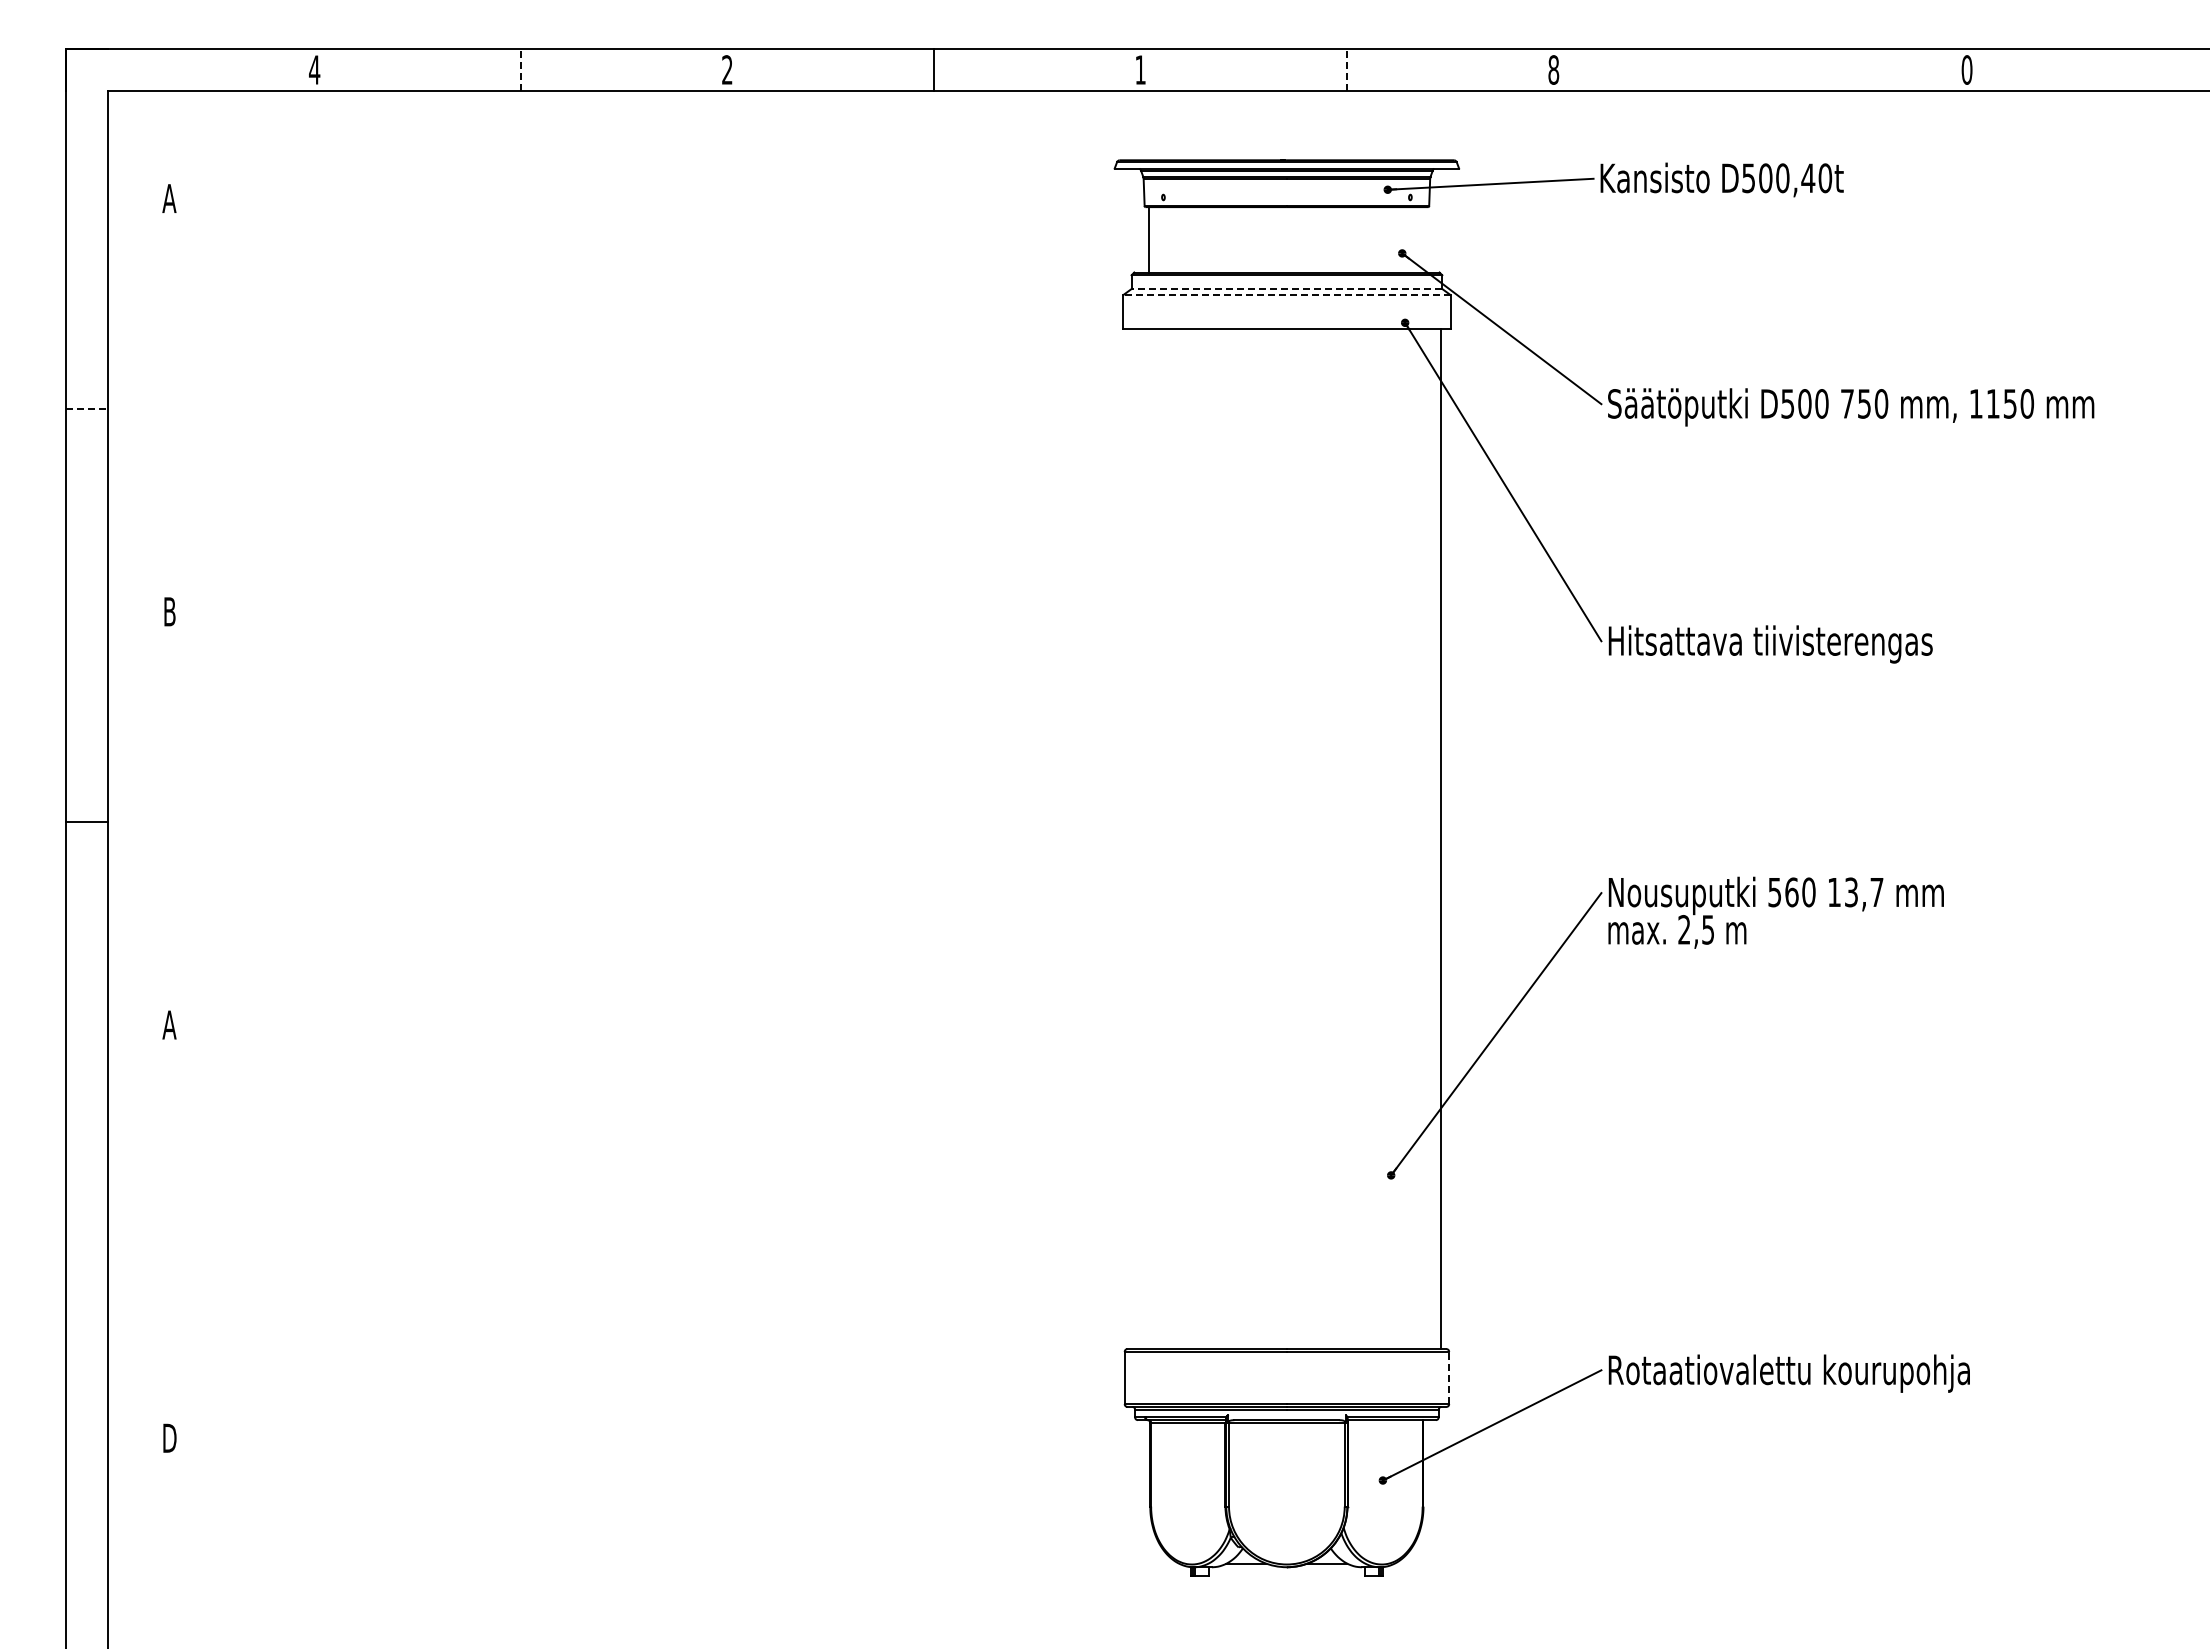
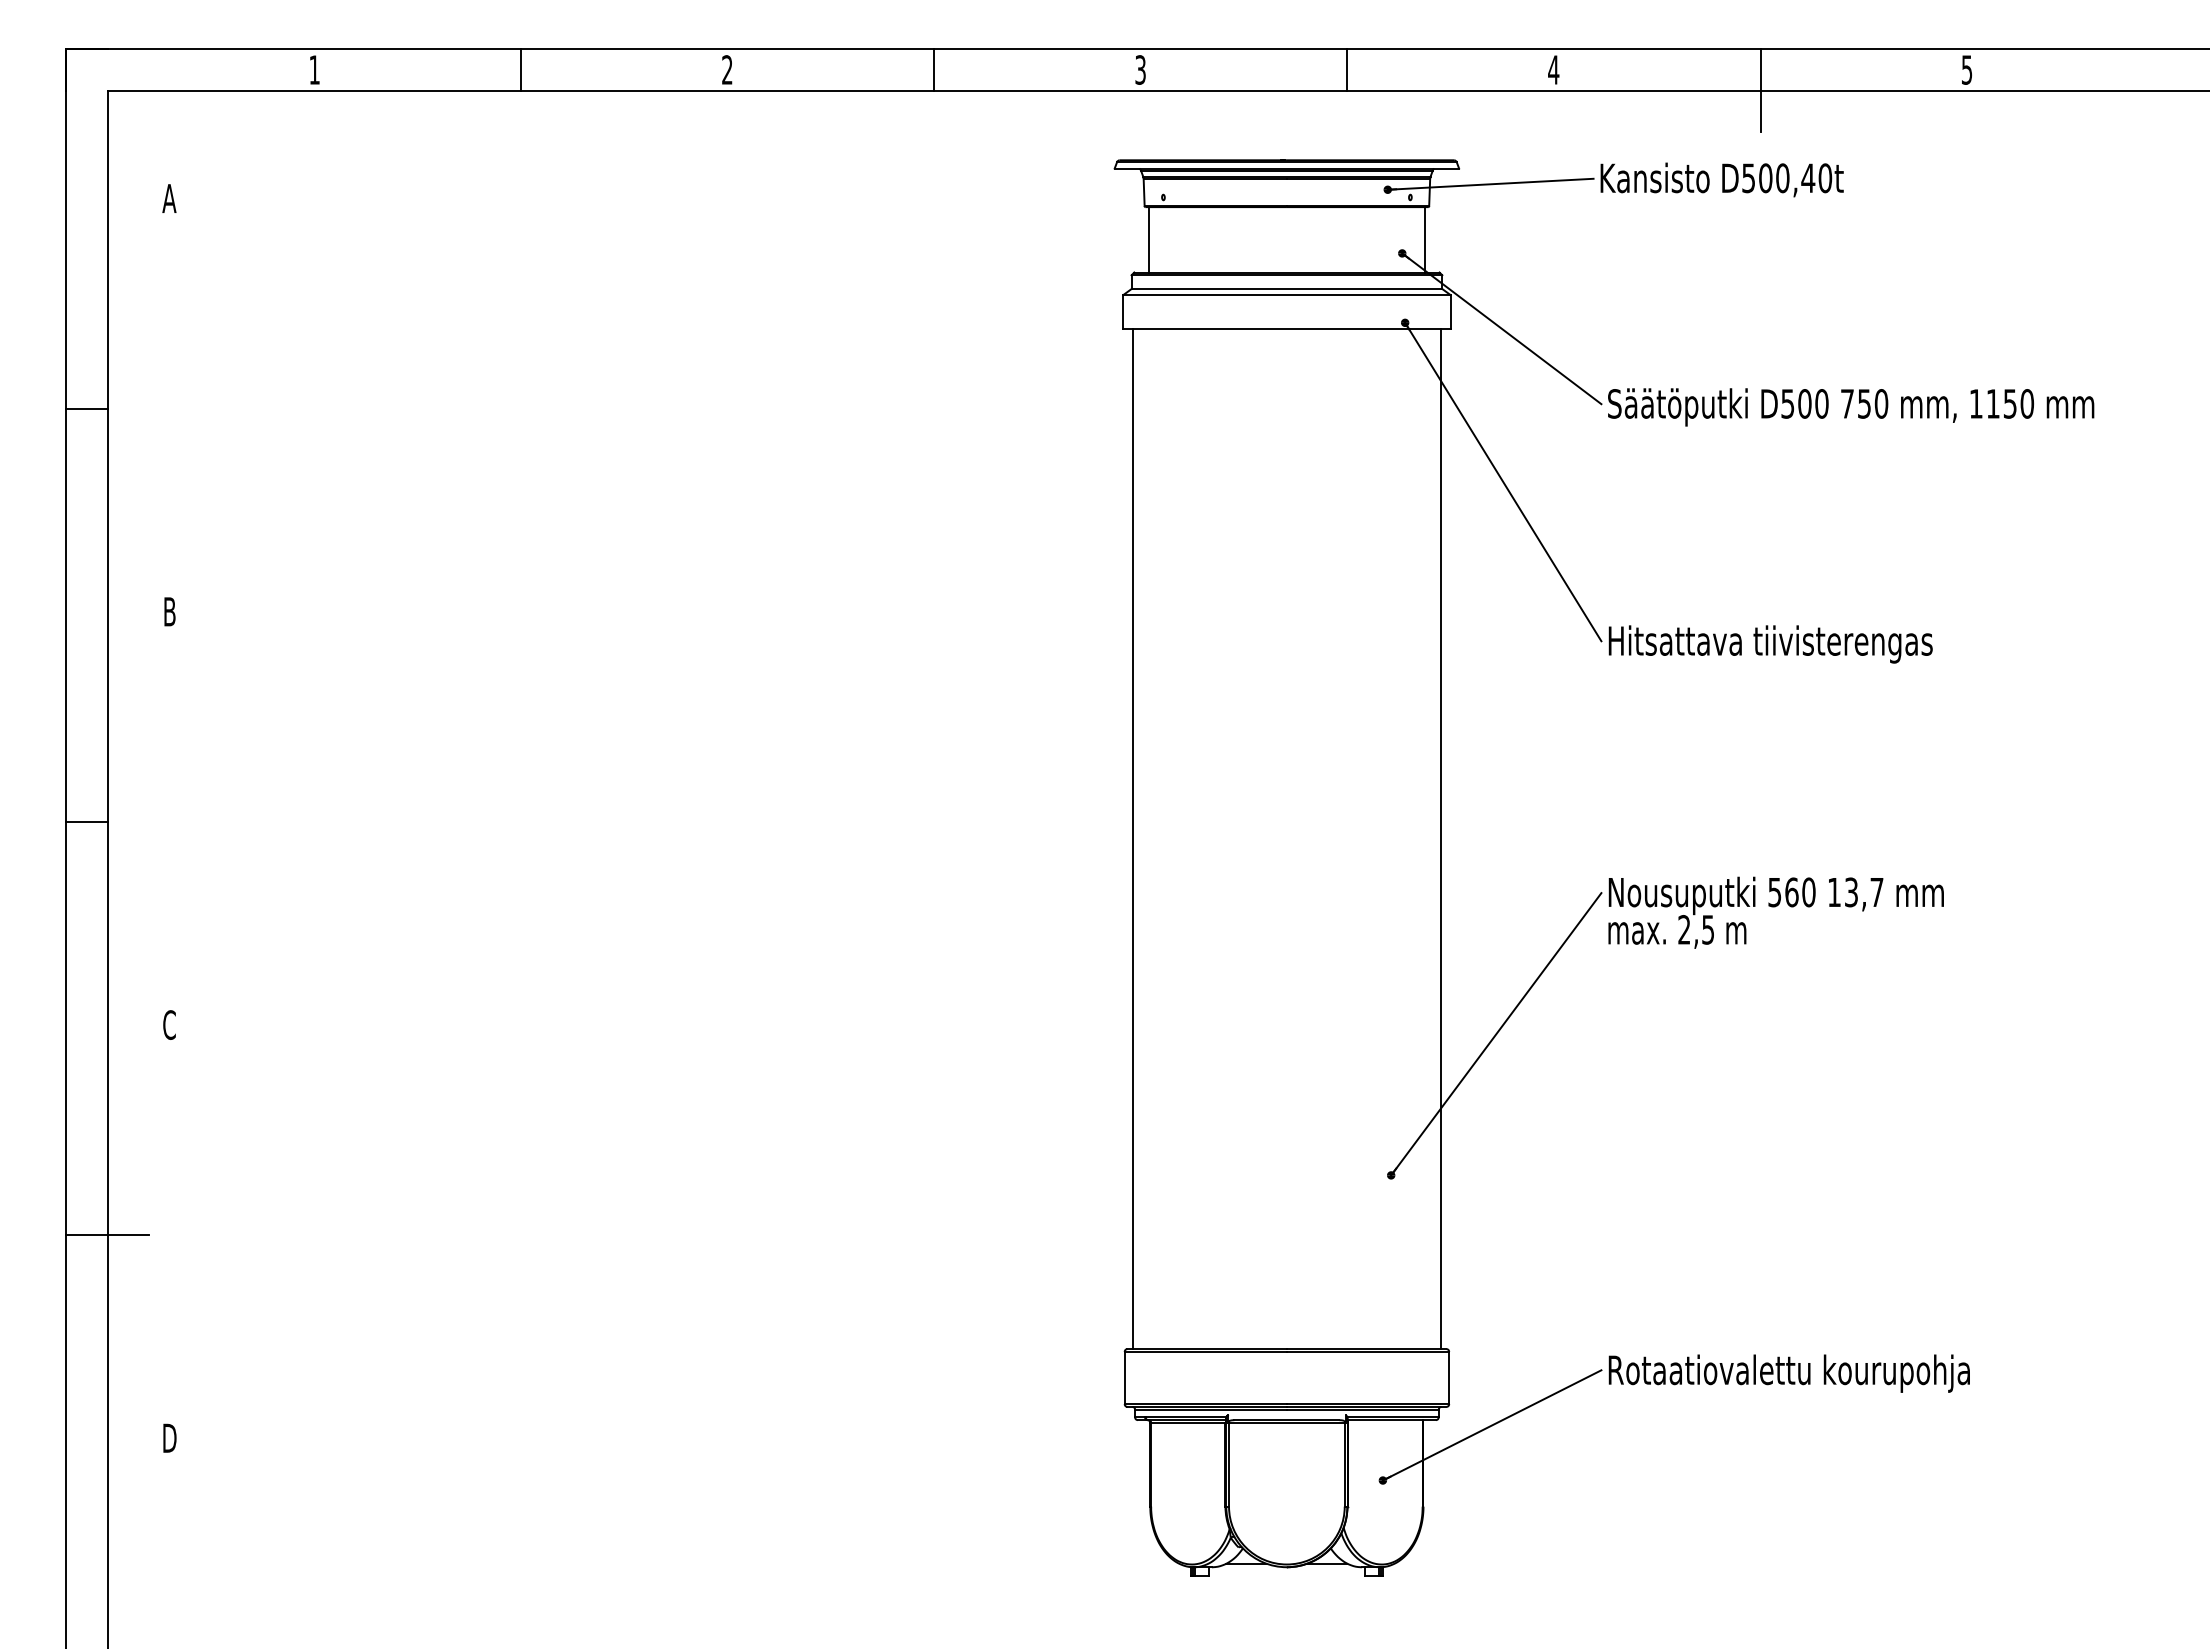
text: 4 -> 1 (314, 69)
text: 1 -> 3 (1140, 69)
text: 8 -> 4 (1553, 69)
text: 0 -> 5 (1966, 69)
line: dashed -> solid (520, 70)
line: dashed -> solid (1347, 70)
line: none -> present (1760, 90)
line: none -> present (1424, 239)
line: dashed -> solid (1286, 289)
line: dashed -> solid (1286, 295)
line: dashed -> solid (86, 408)
line: none -> present (1132, 839)
text: A -> C (169, 1024)
line: none -> present (107, 1235)
line: dashed -> solid (1449, 1377)
